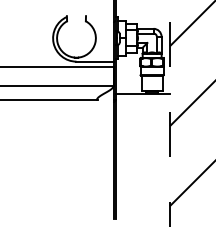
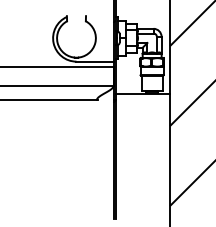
line: dashed -> solid (170, 113)
